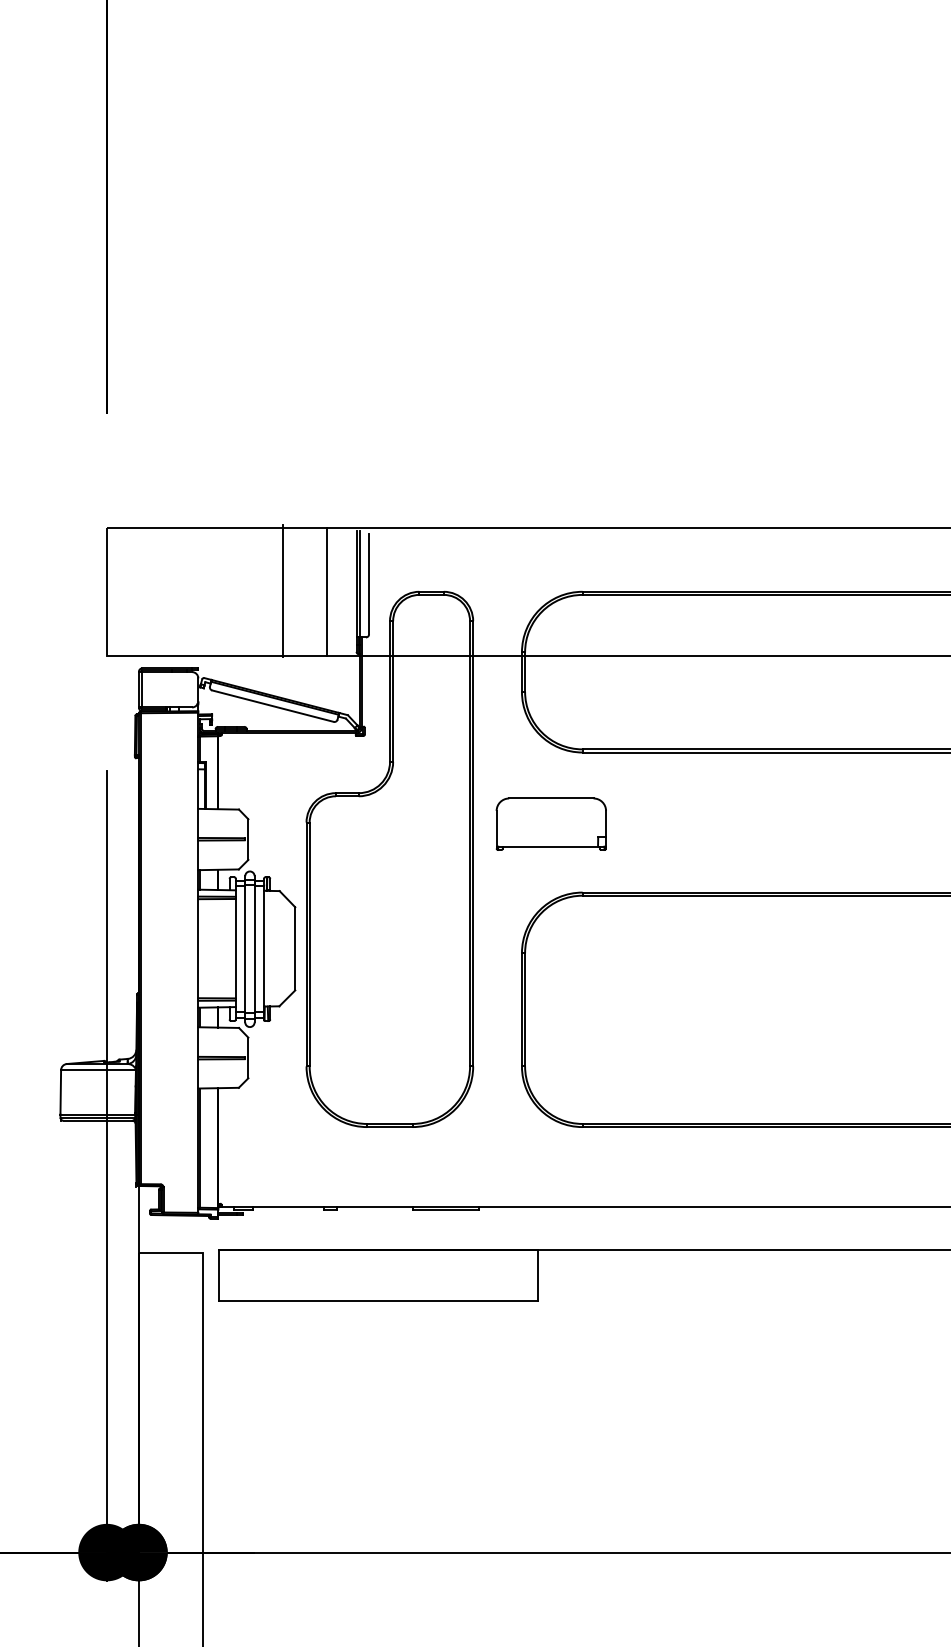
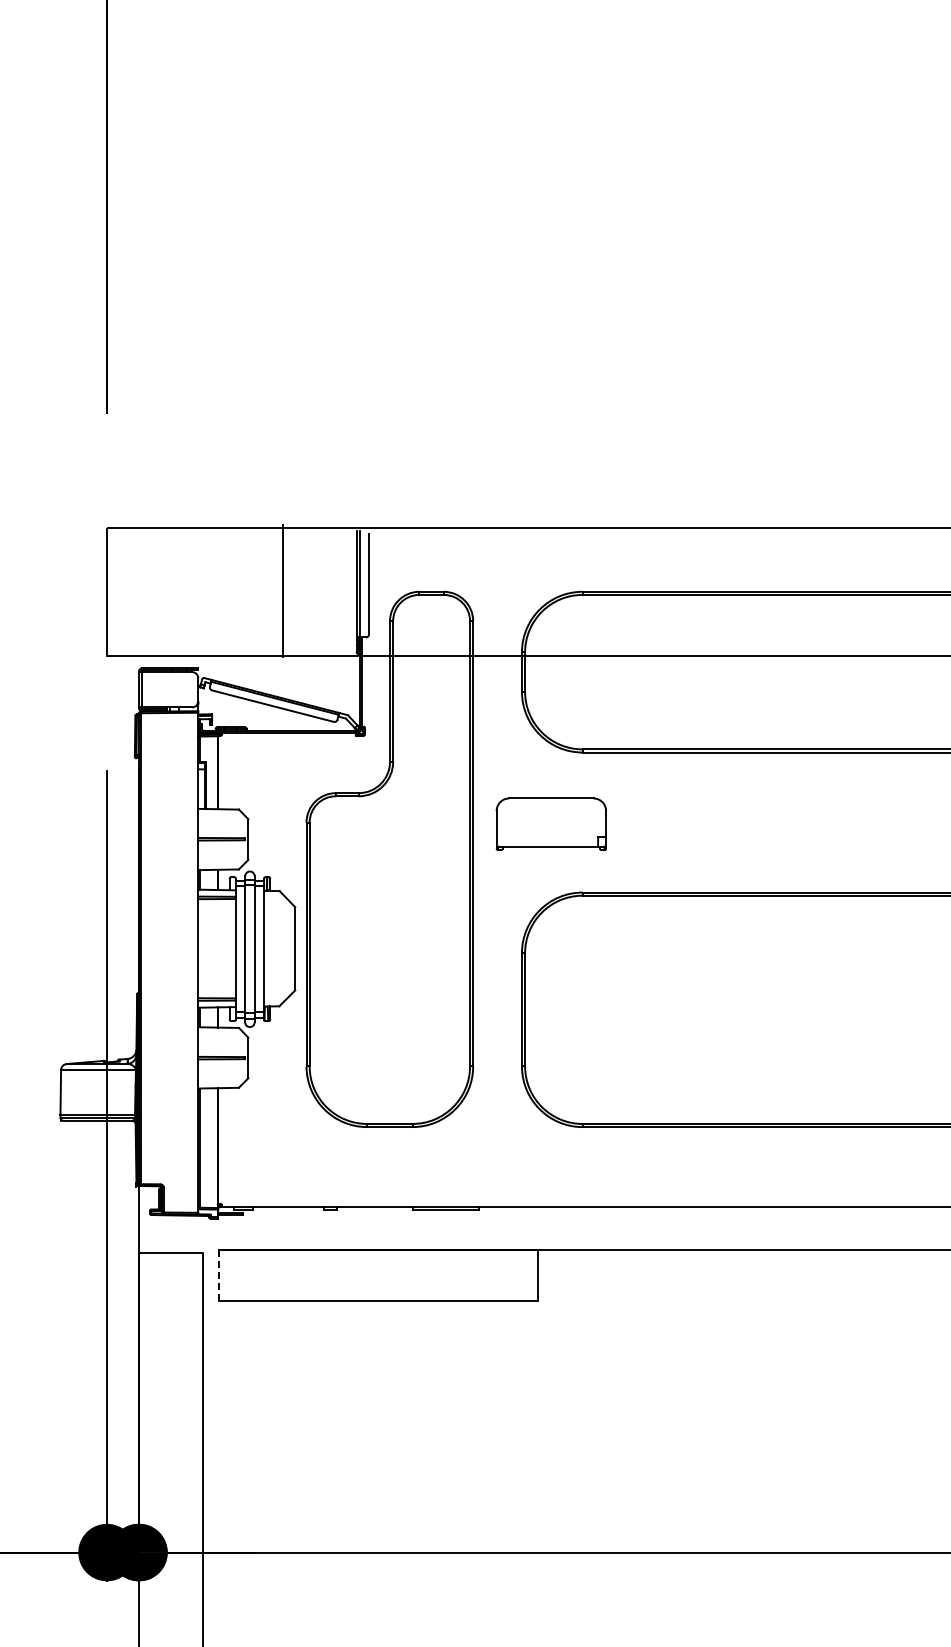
line: present -> none (327, 591)
line: solid -> dashed (218, 1275)
